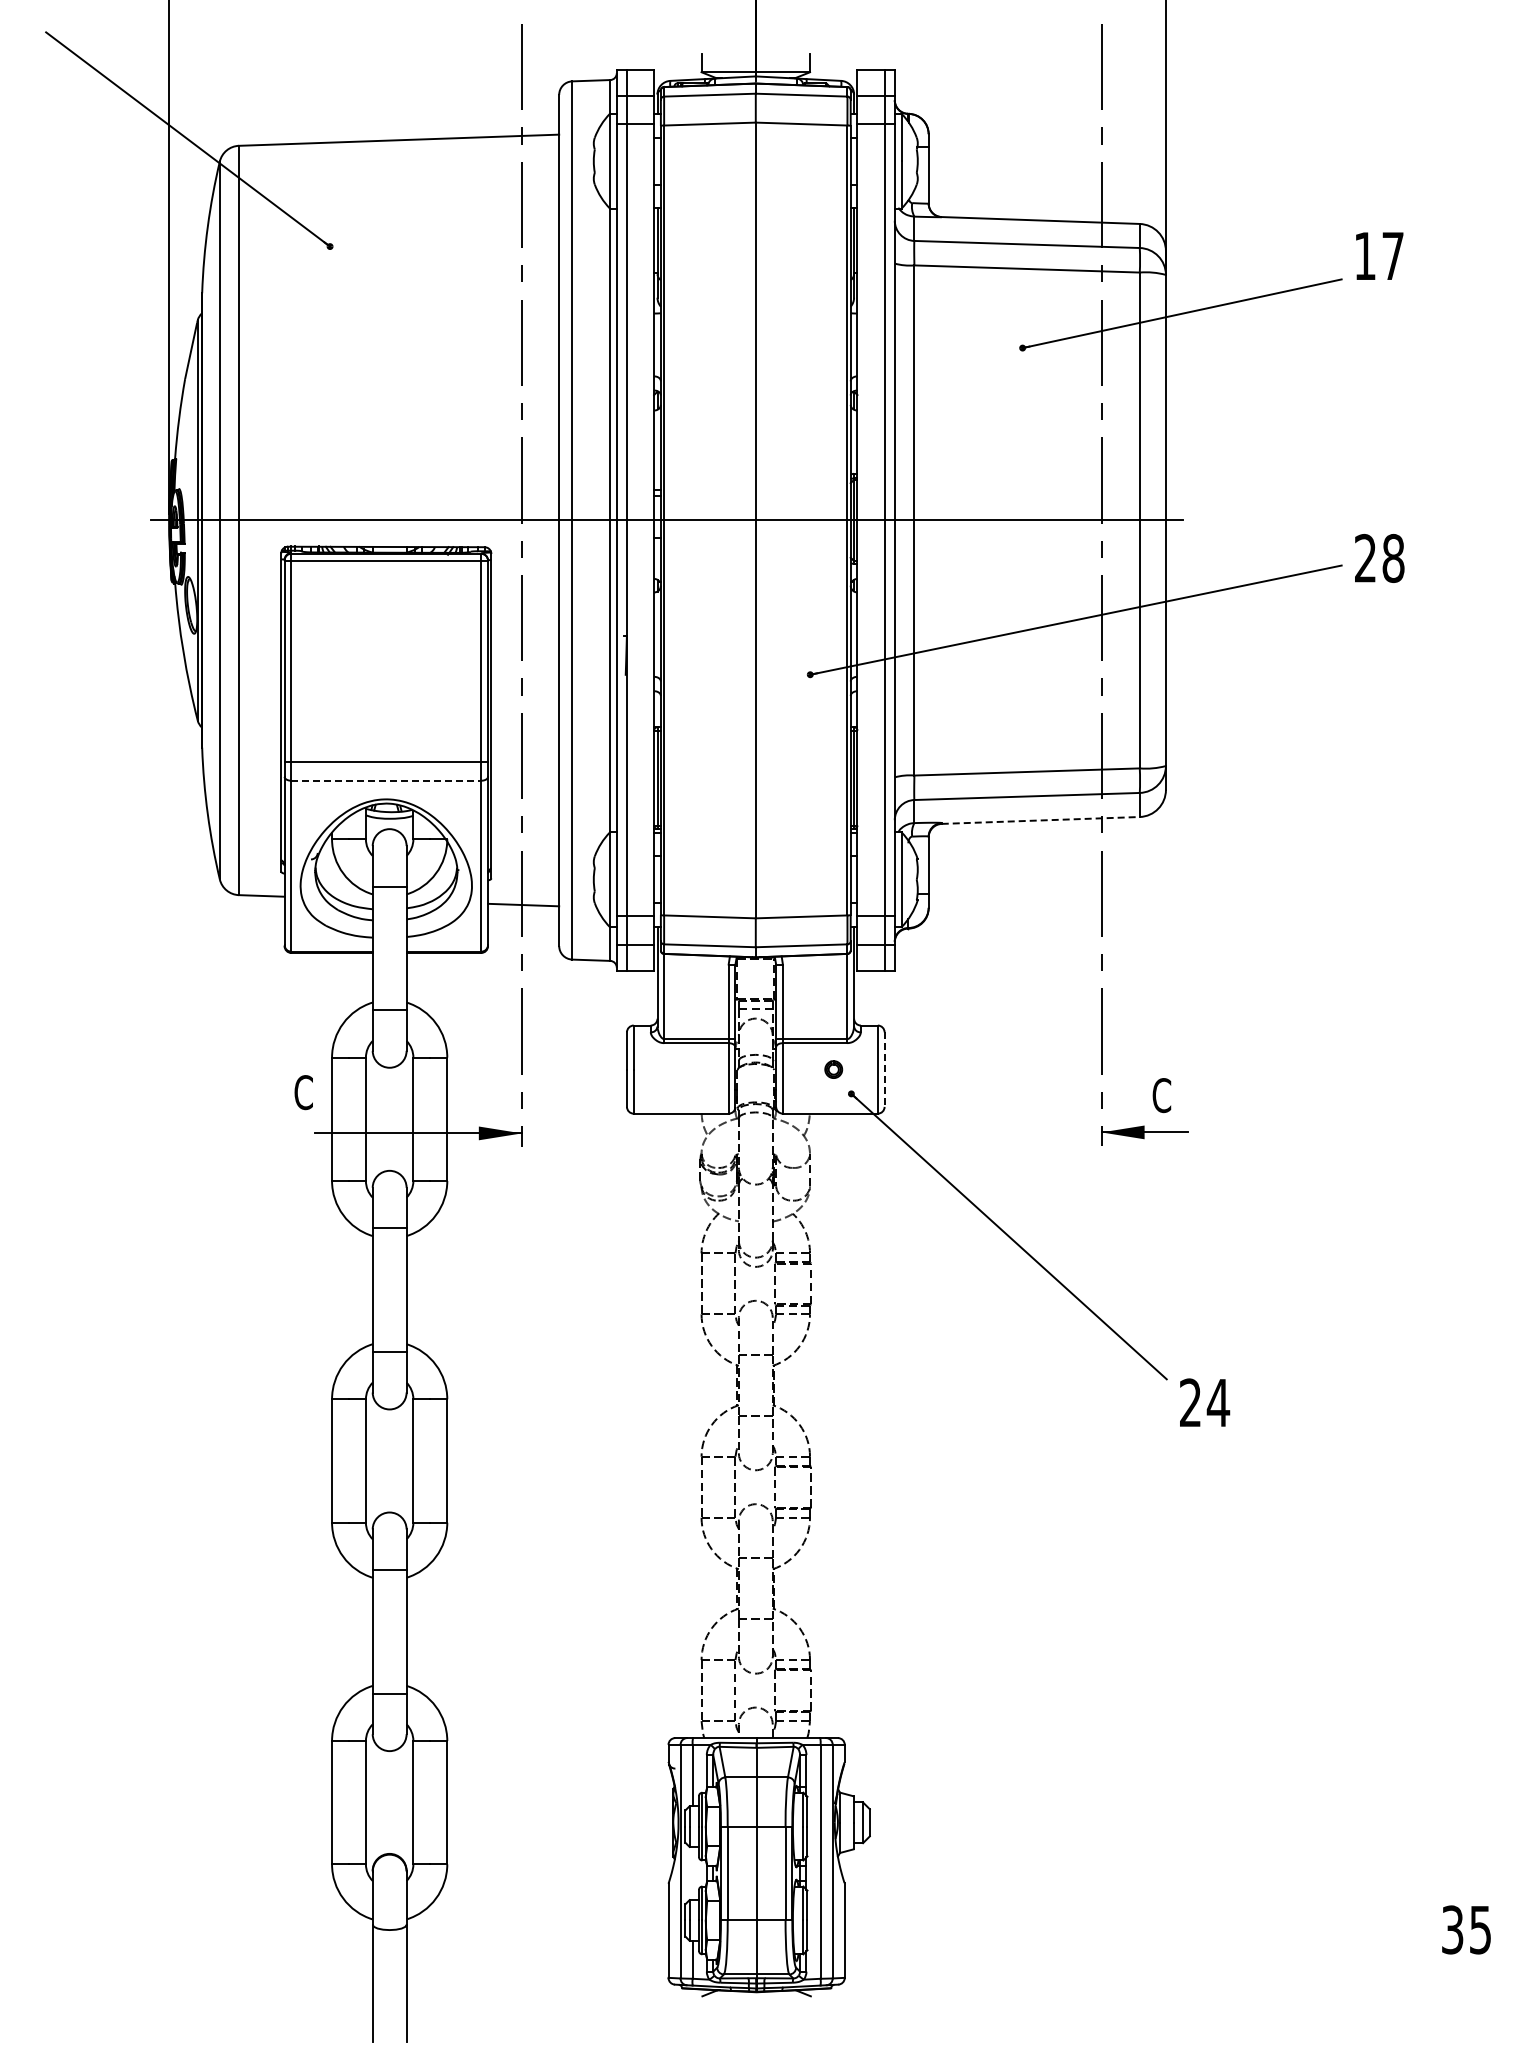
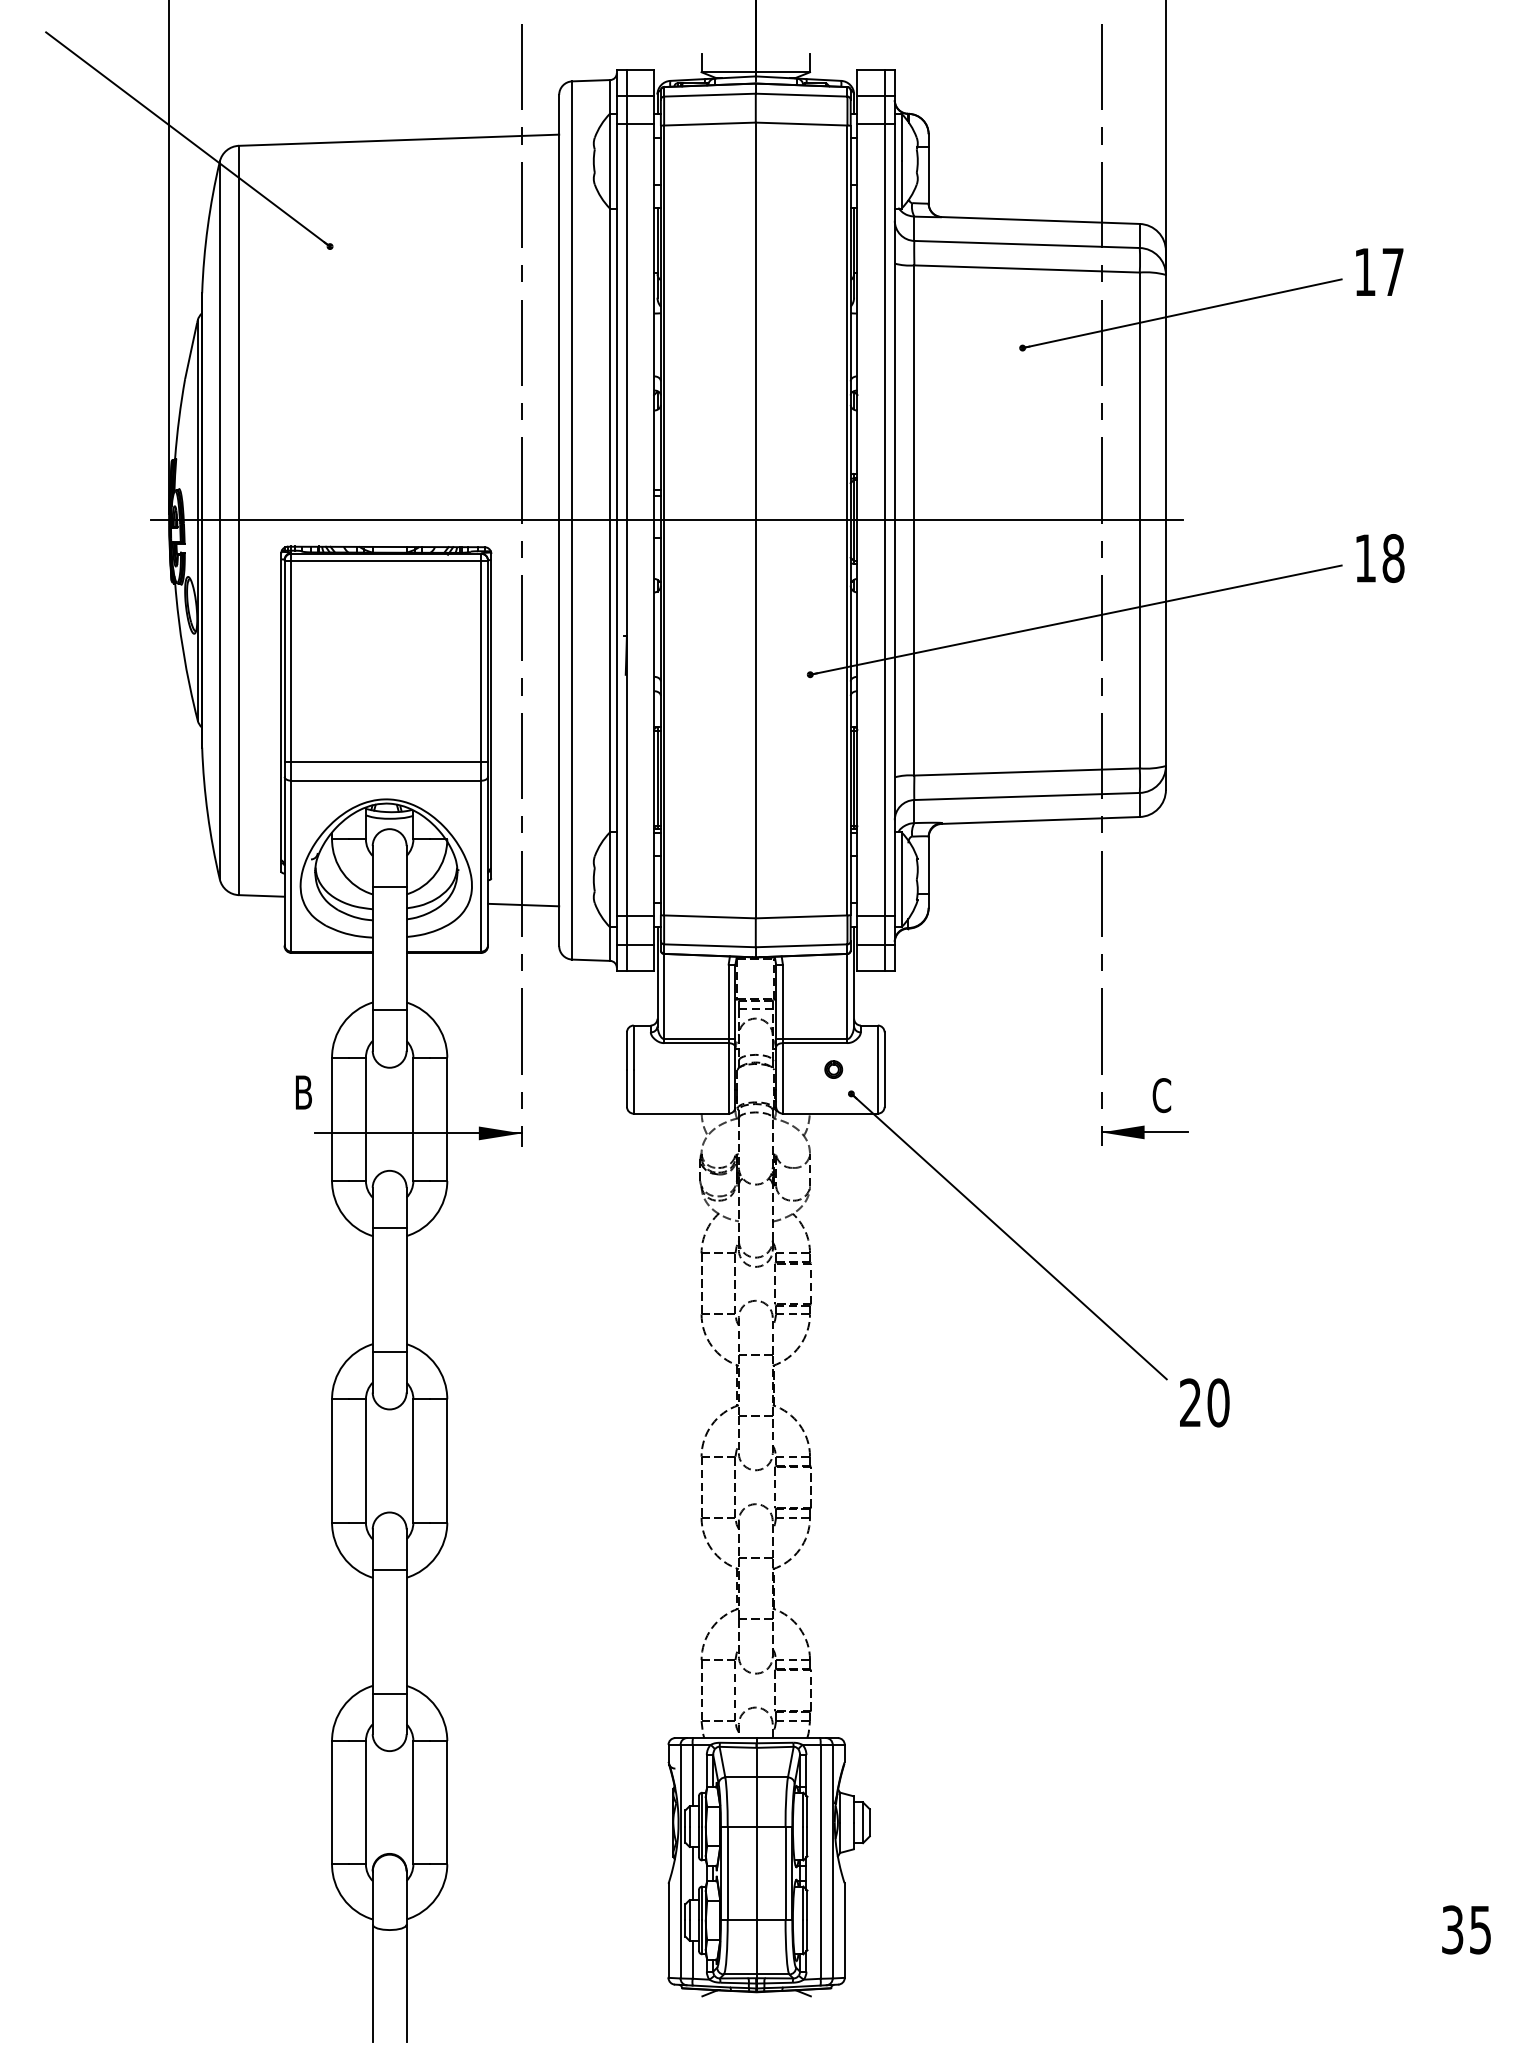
text position: (1379, 255) -> (1379, 271) (1379, 271)
text: 28 -> 18 (1365, 557)
line: dashed -> solid (386, 780)
line: dashed -> solid (1041, 820)
line: dashed -> solid (884, 1070)
text: C -> B (303, 1092)
text: 24 -> 20 (1218, 1402)
line: none -> present (692, 1873)
